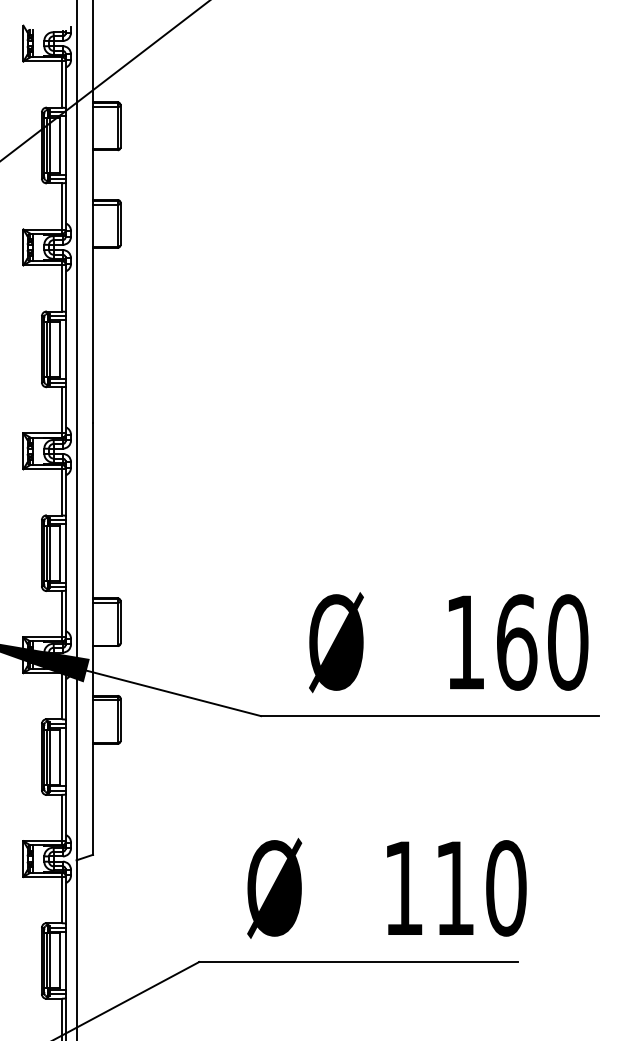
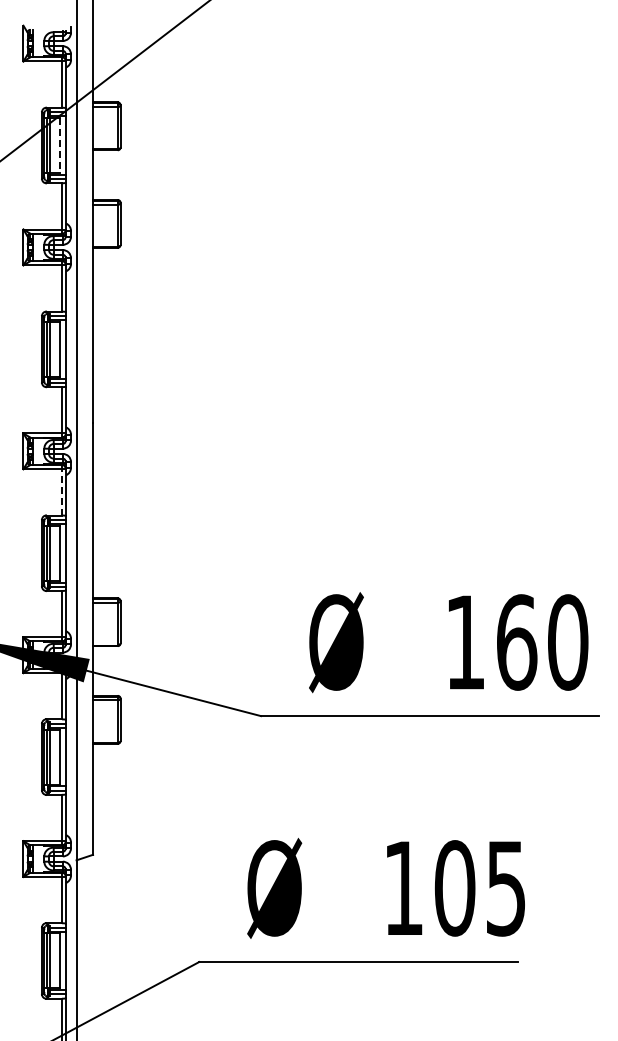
line: solid -> dashed (60, 146)
line: solid -> dashed (61, 491)
text: 110 -> 105 (480, 888)
